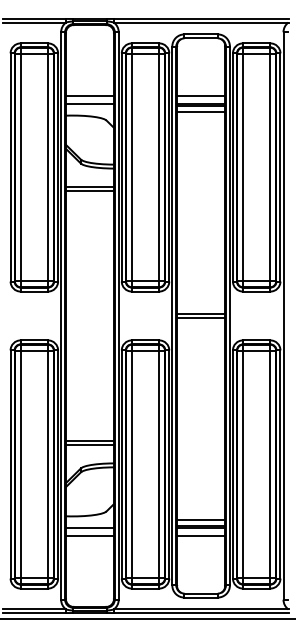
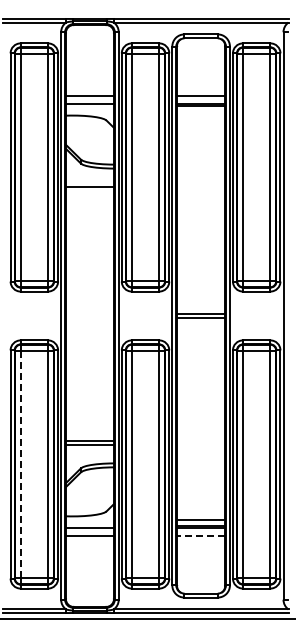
line: present -> none (201, 112)
line: present -> none (89, 191)
line: solid -> dashed (20, 464)
line: solid -> dashed (200, 535)
